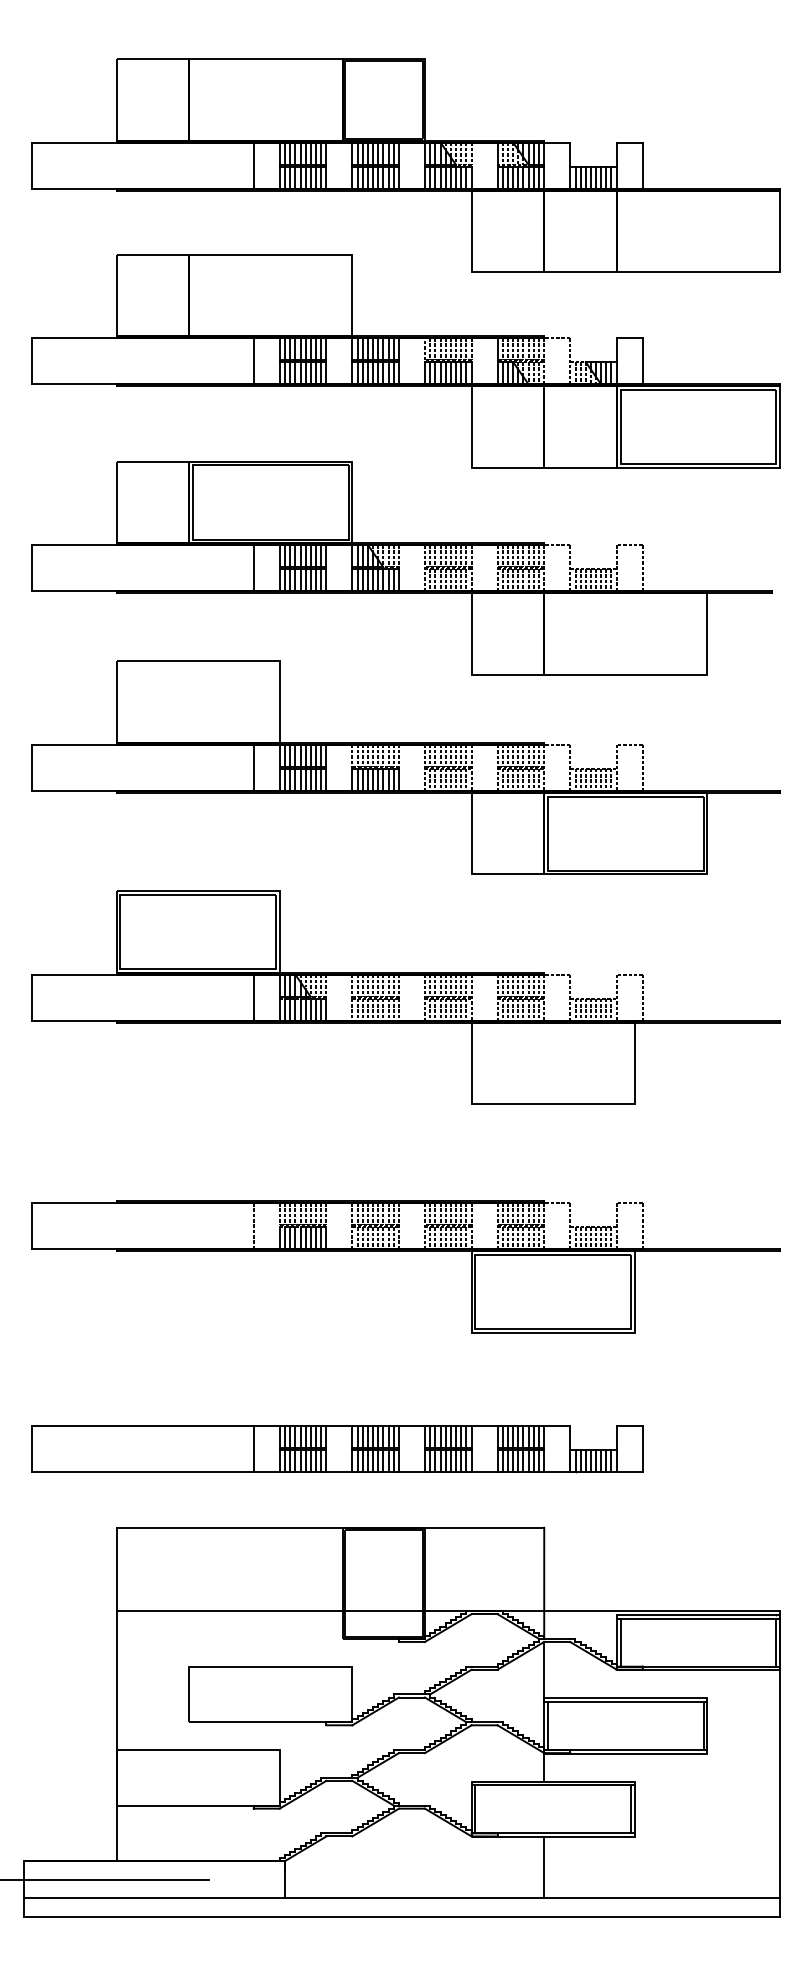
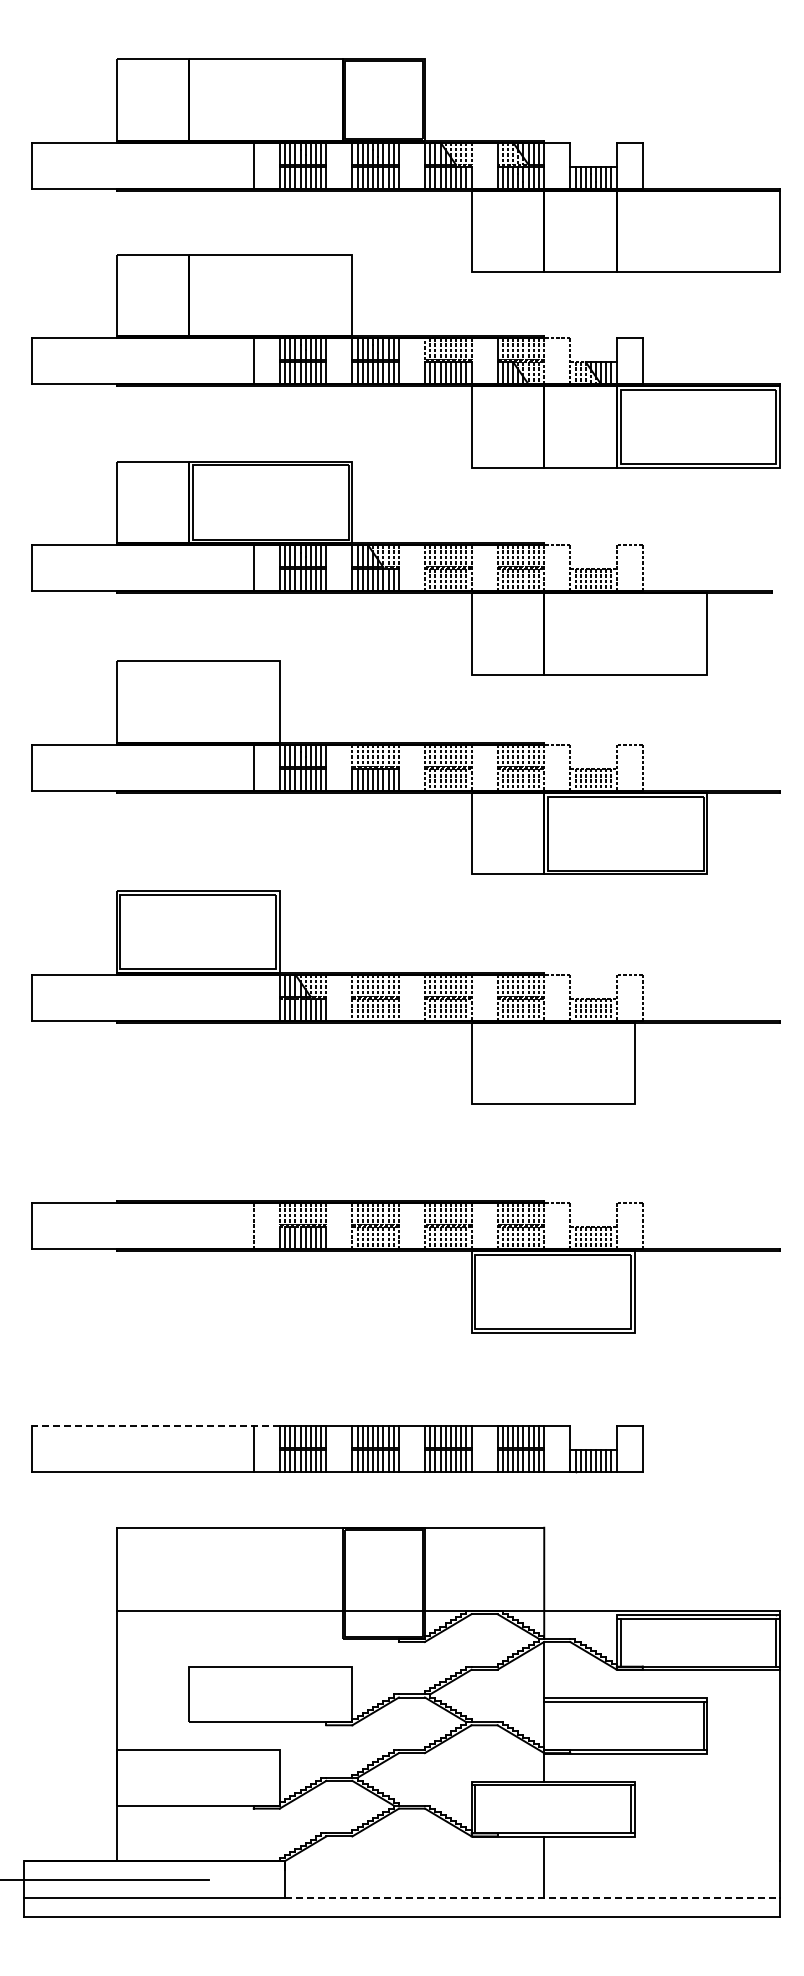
line: present -> none (253, 997)
line: solid -> dashed (155, 1425)
line: present -> none (547, 1725)
line: solid -> dashed (532, 1898)
